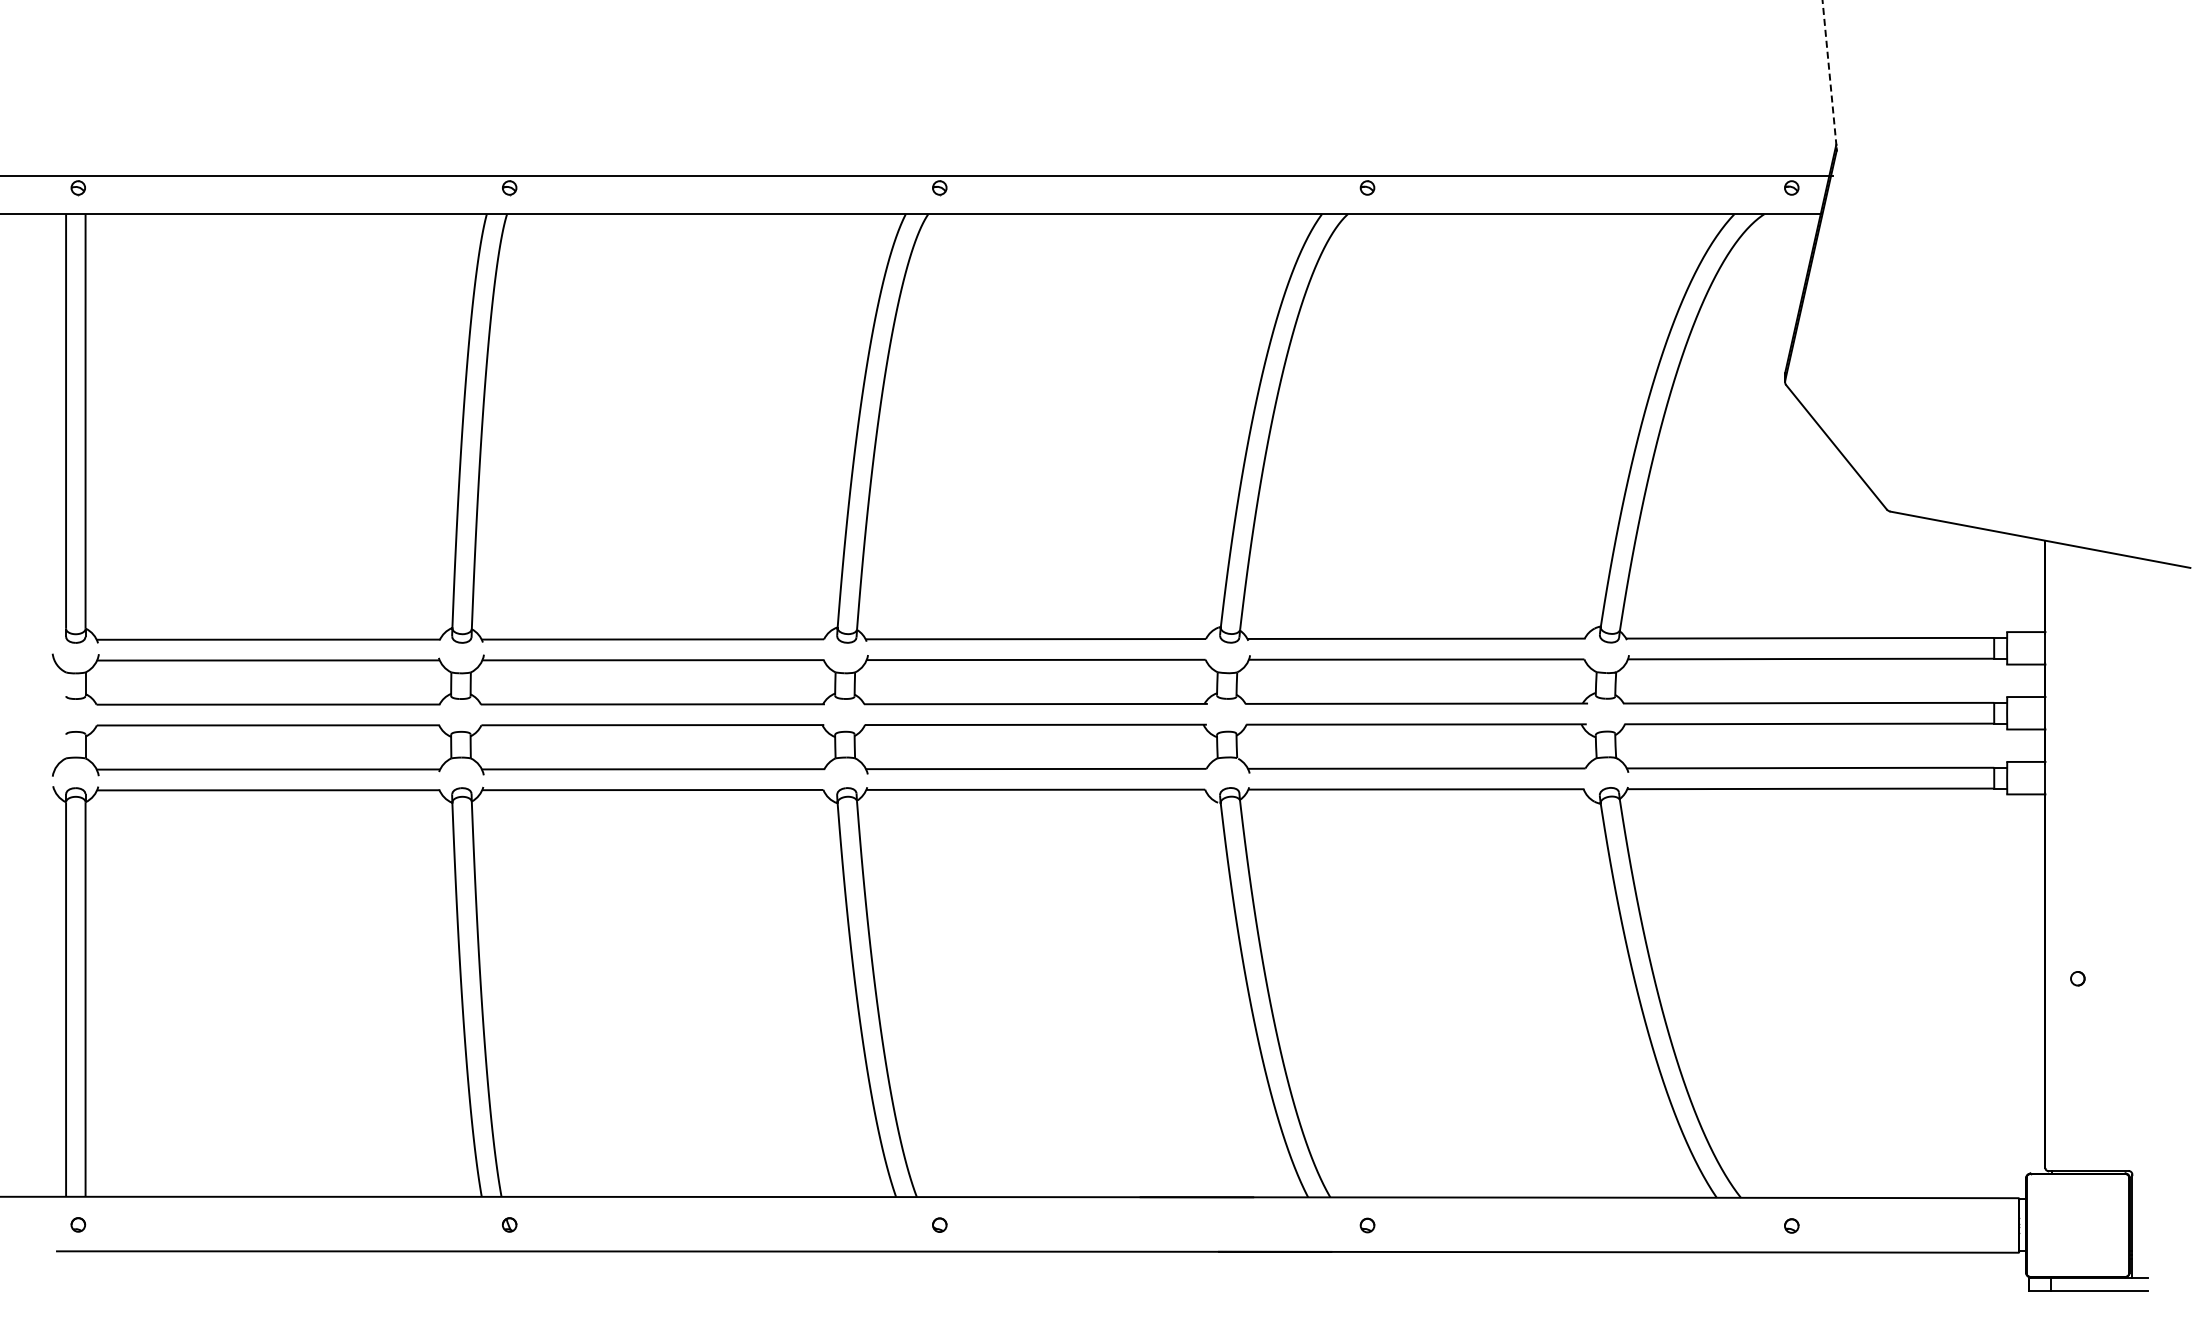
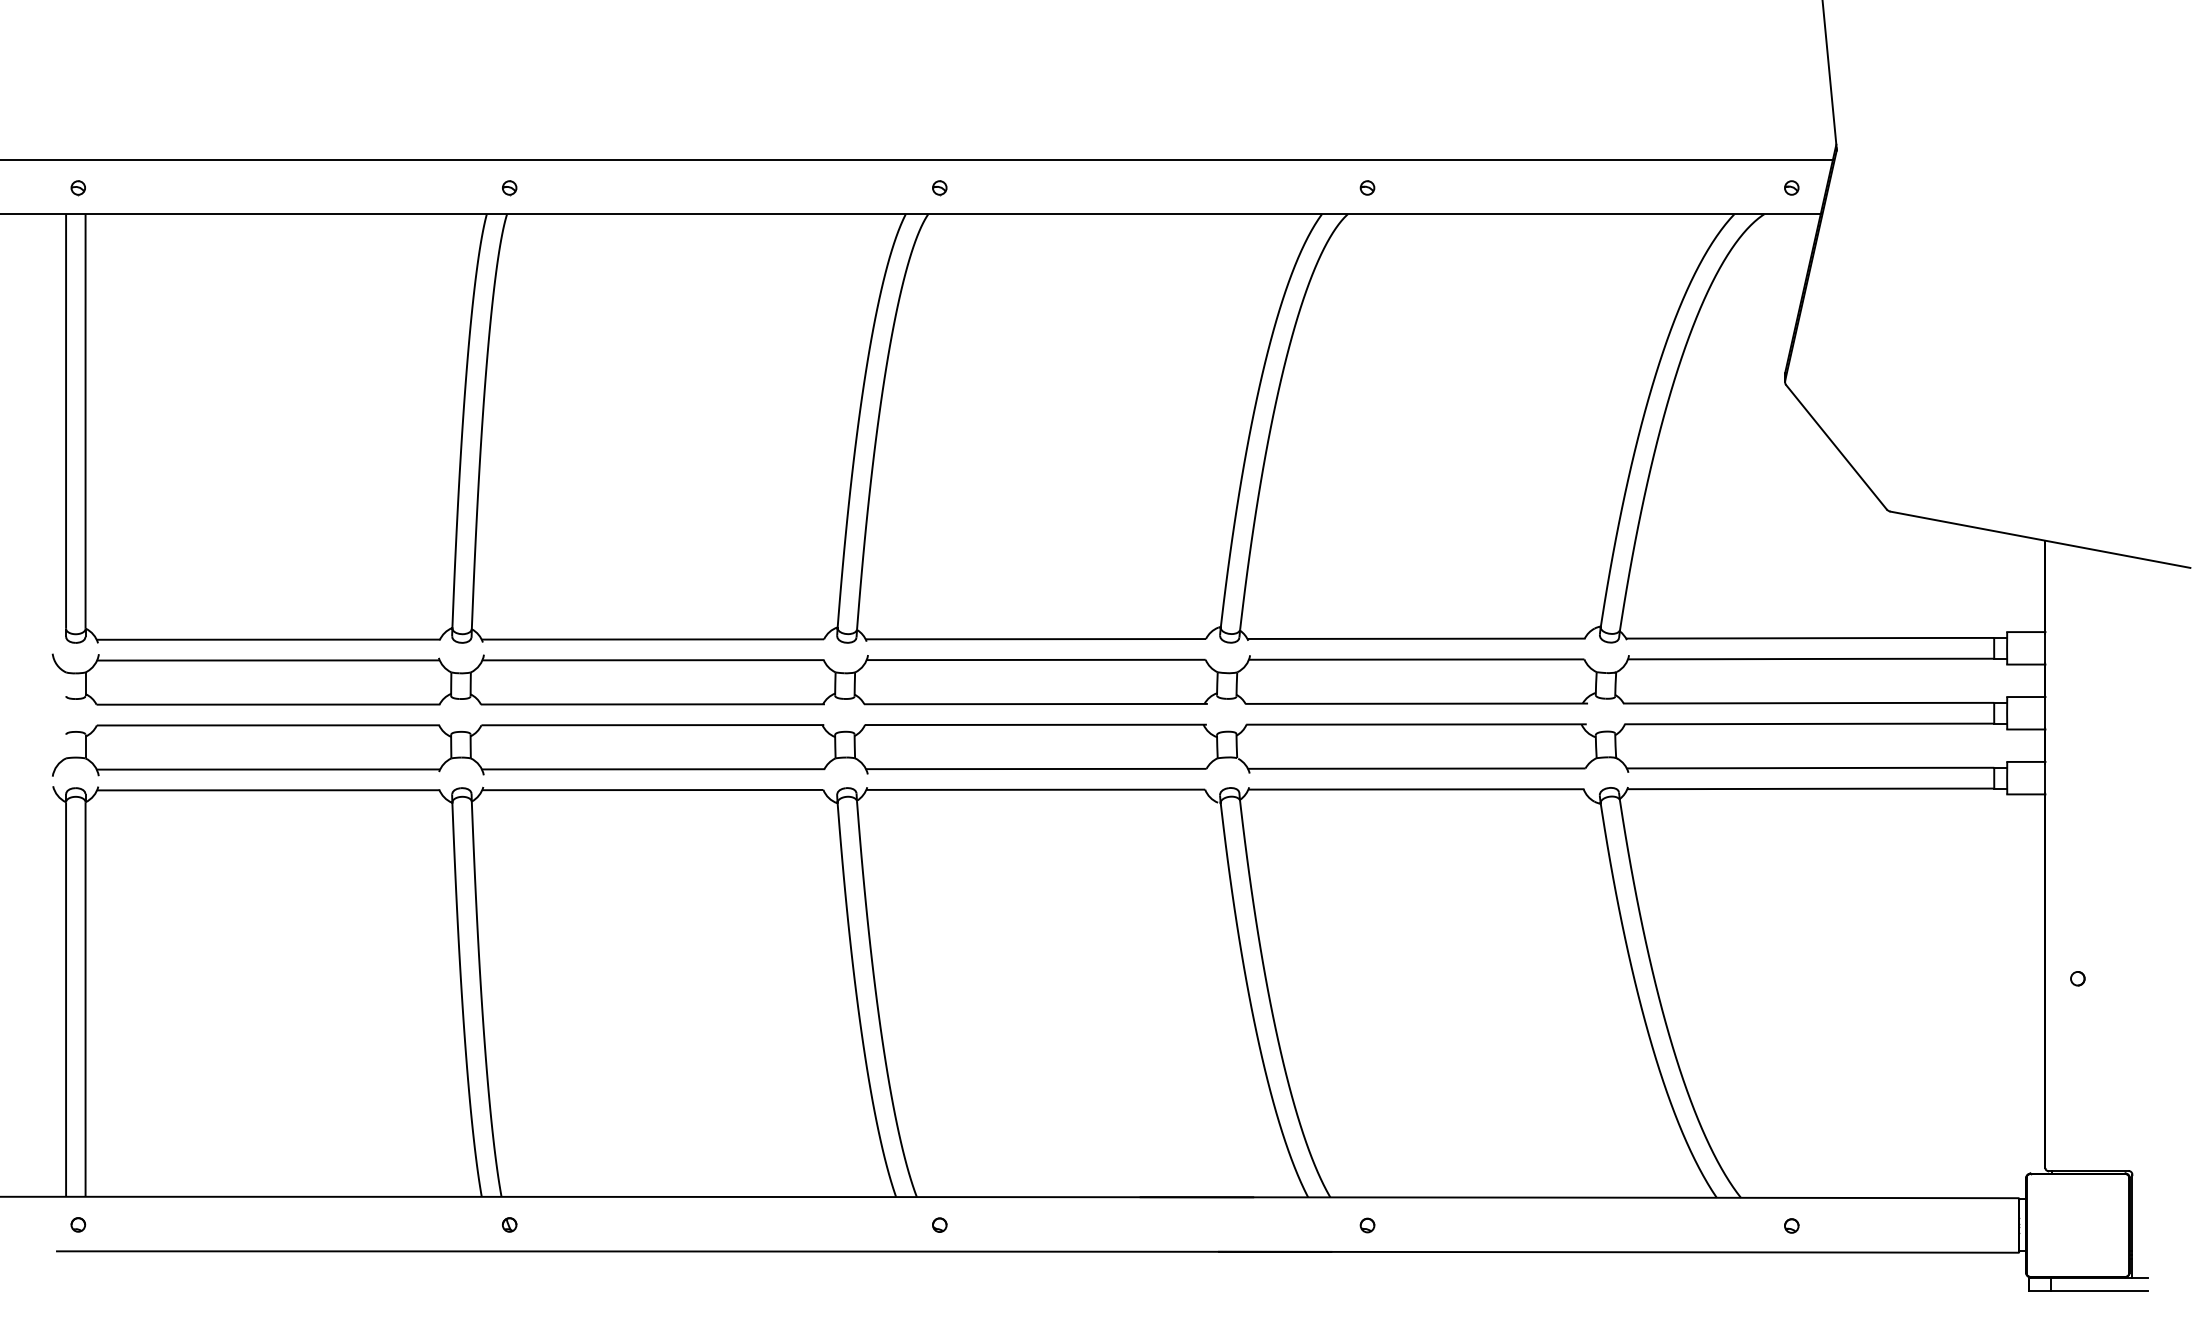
line: dashed -> solid (1829, 75)
line position: (917, 175) -> (917, 159) (917, 159)
